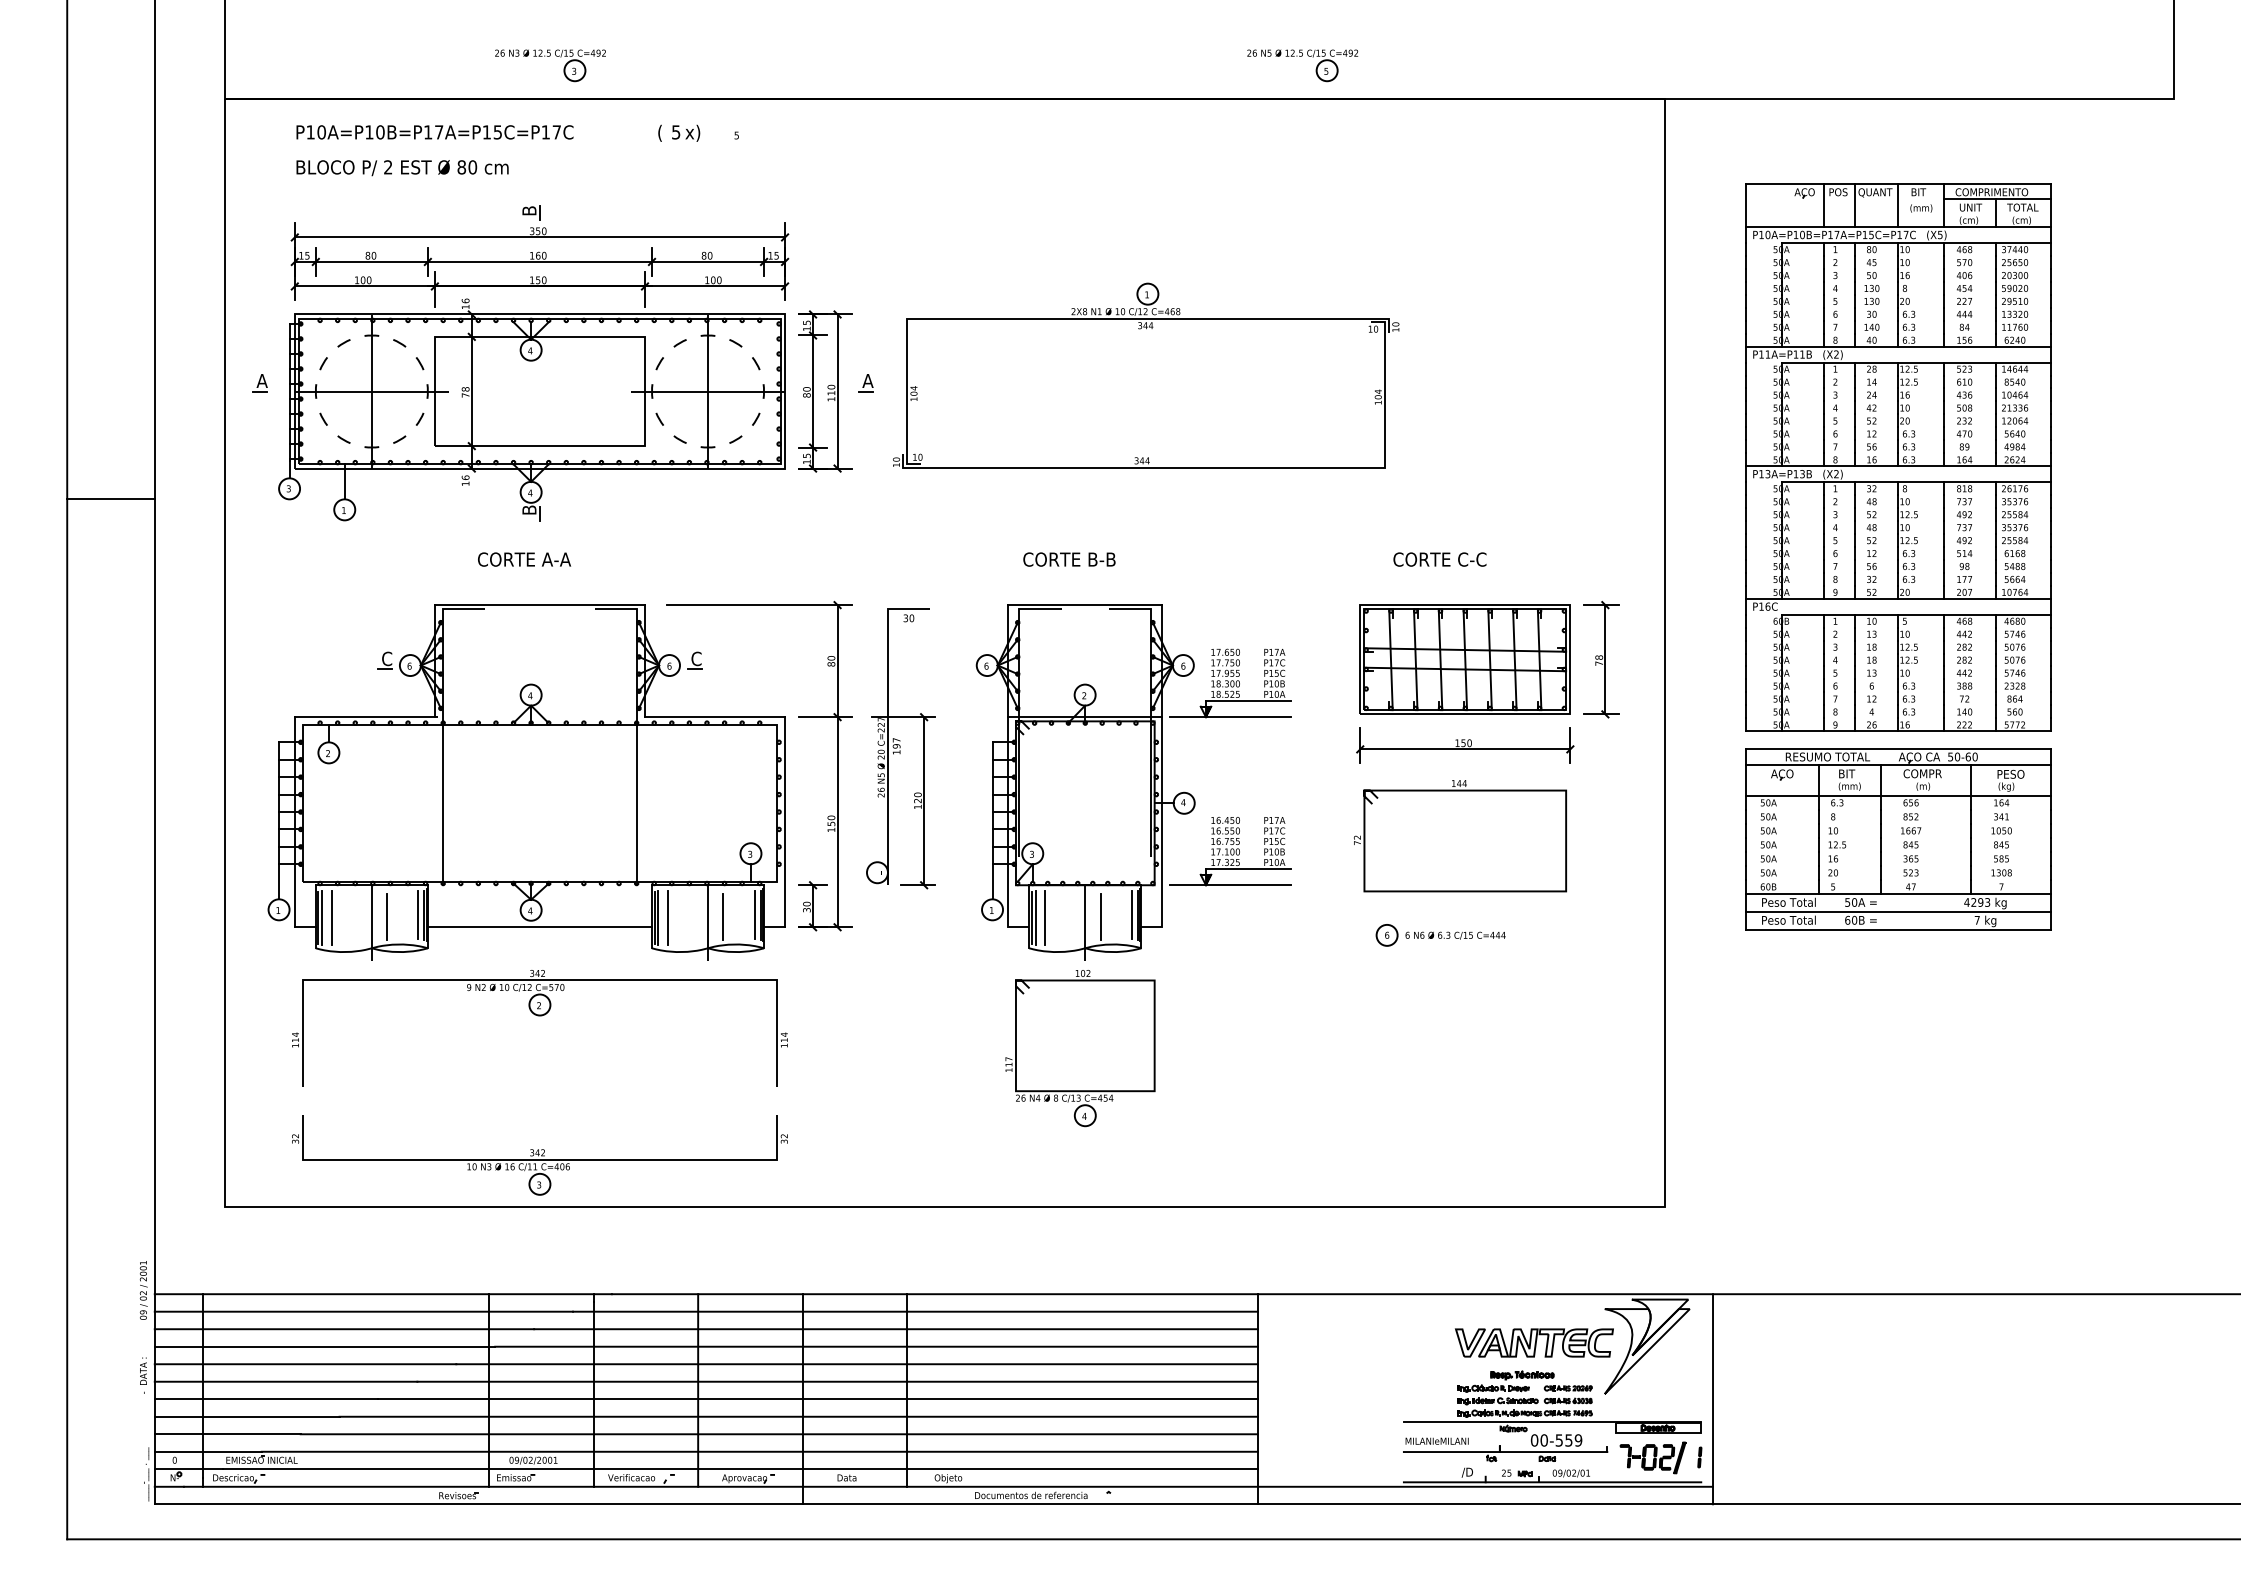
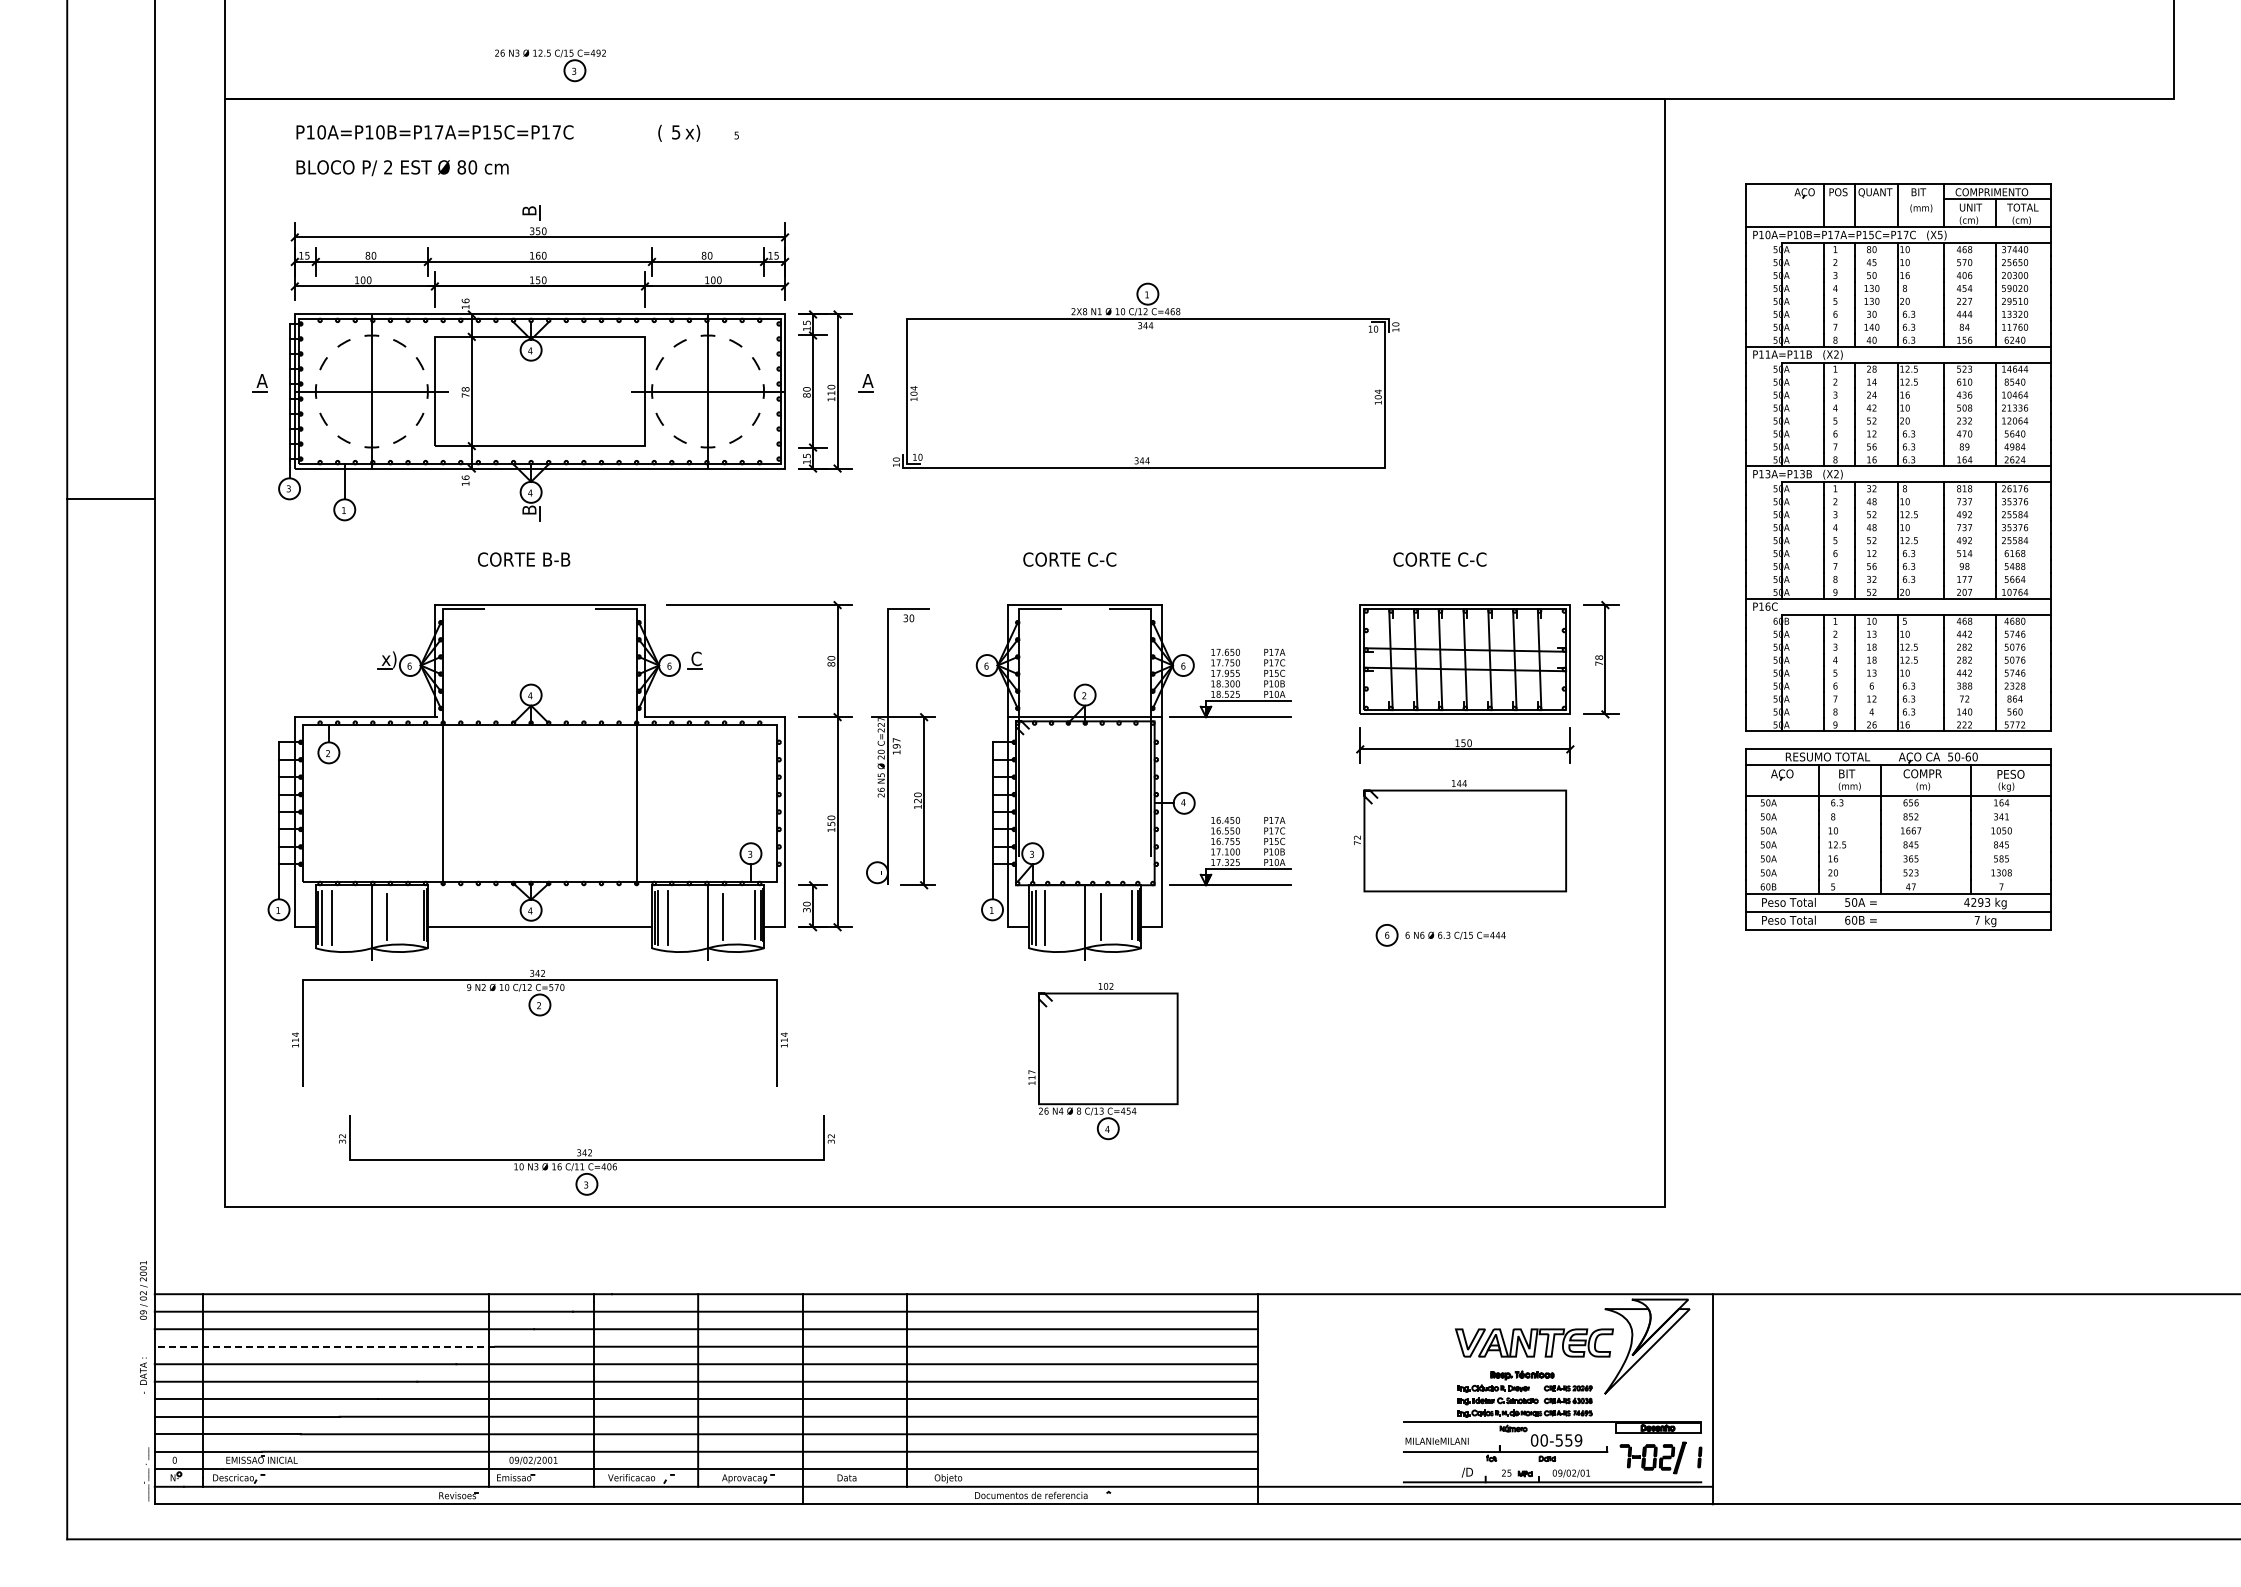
part: present -> none (1302, 56)
text: CORTE A-A -> CORTE B-B (556, 559)
text: CORTE B-B -> CORTE C-C (1102, 559)
text: C -> x) (388, 659)
line: present -> none (418, 915)
part position: (1080, 1048) -> (1103, 1061) (1103, 1061)
part position: (539, 1155) -> (586, 1155) (586, 1155)
line: solid -> dashed (324, 1346)
